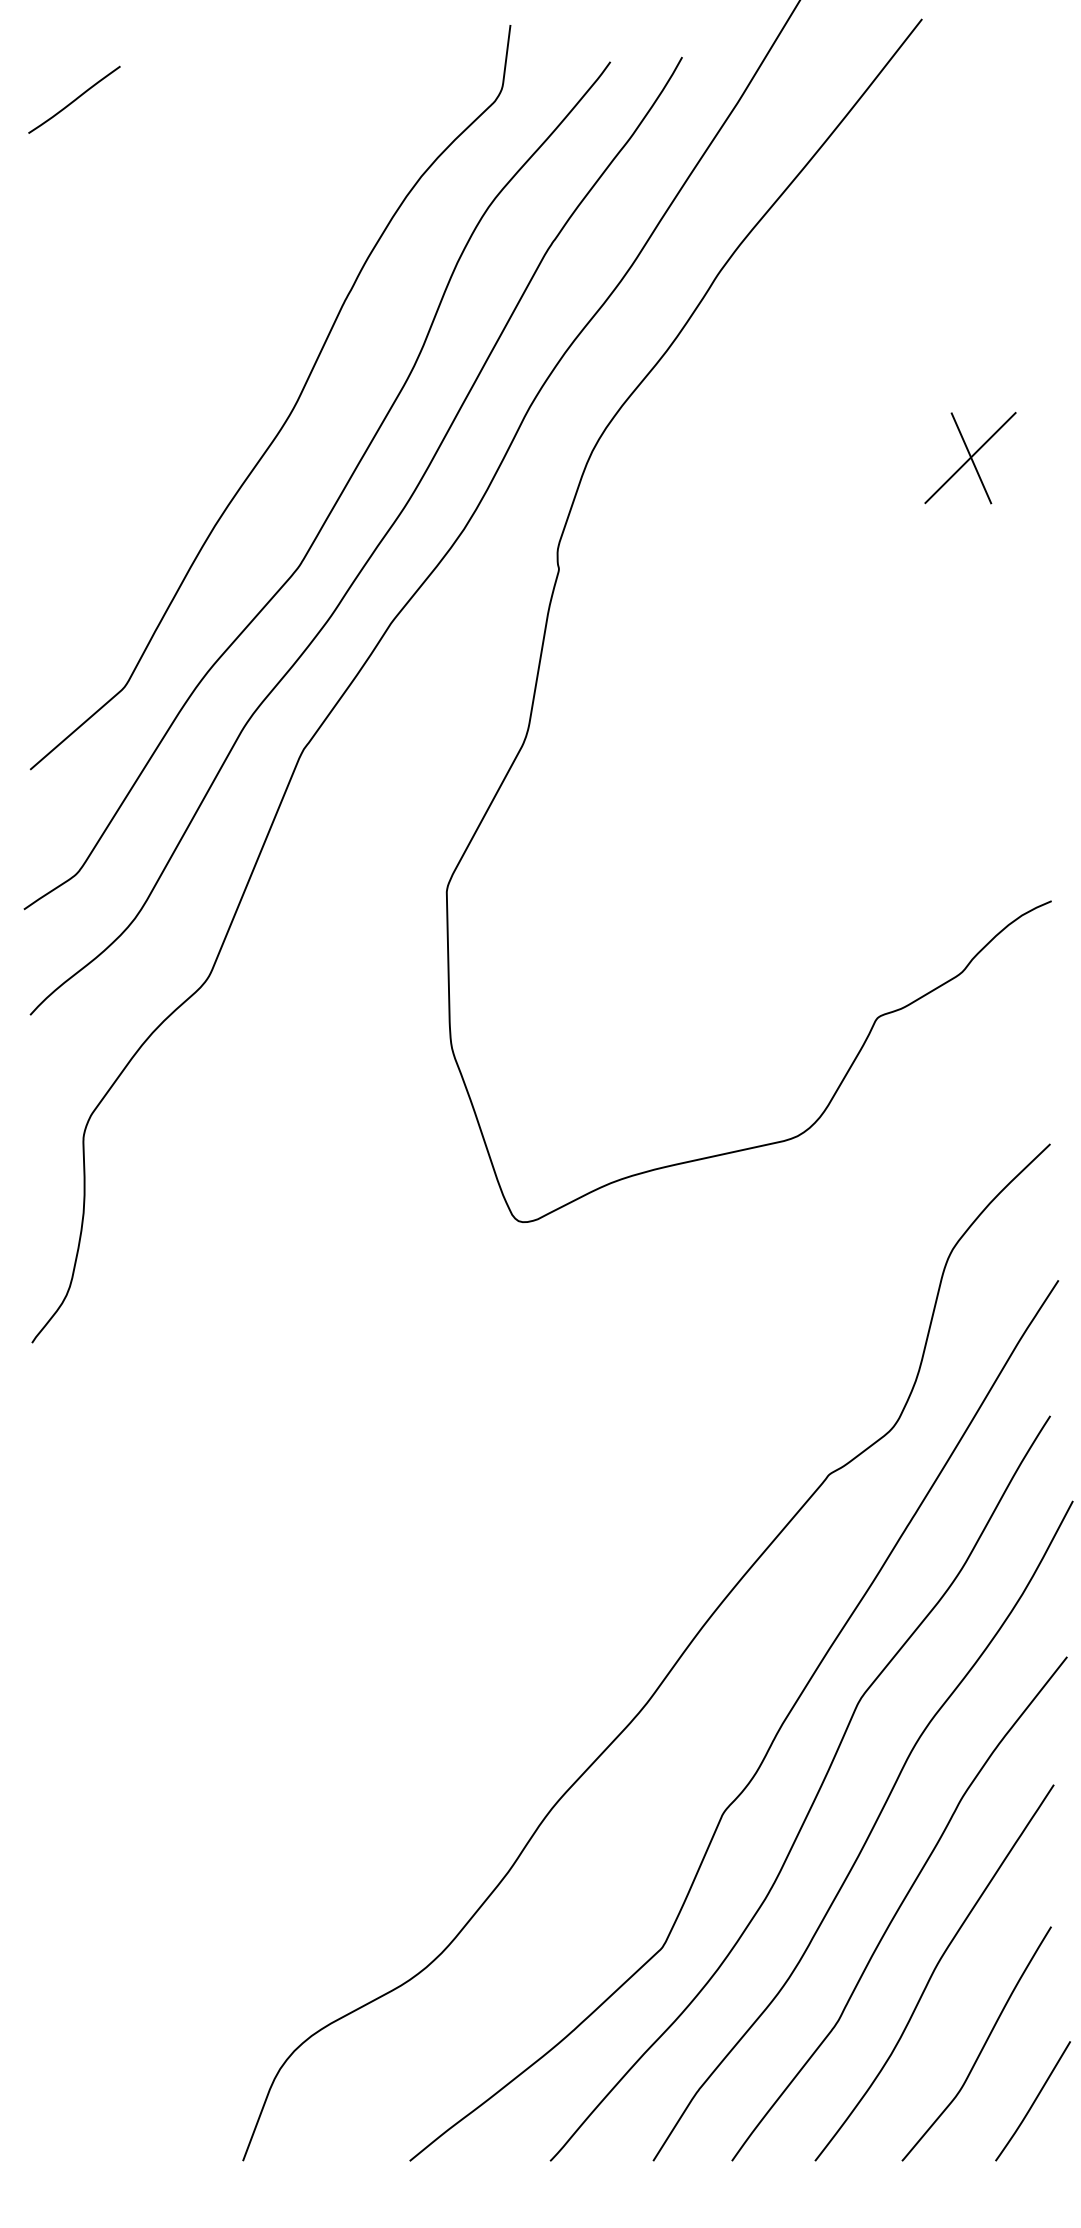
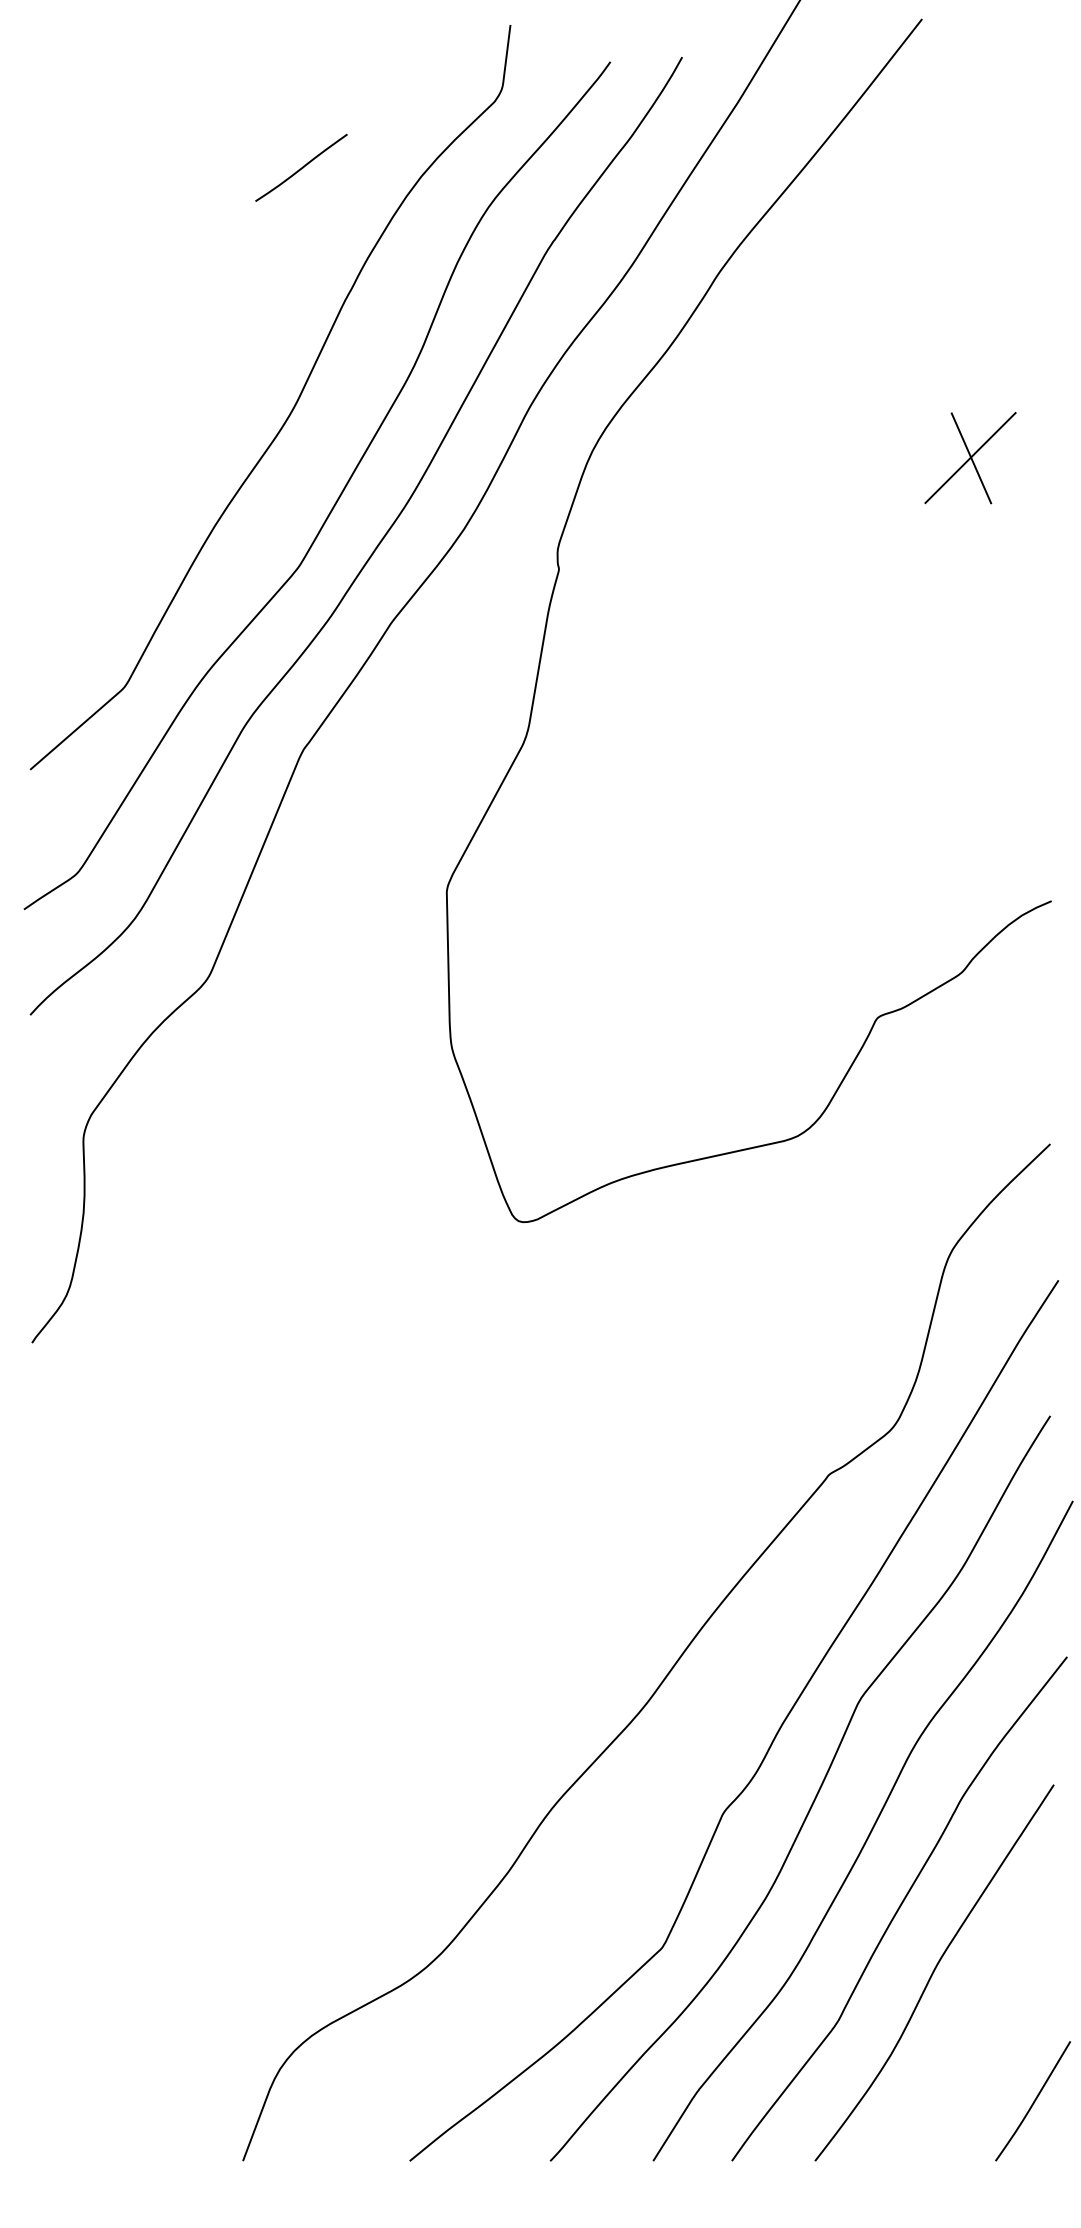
curve position: (74, 99) -> (301, 167) (301, 167)
curve: present -> none (982, 2046)
